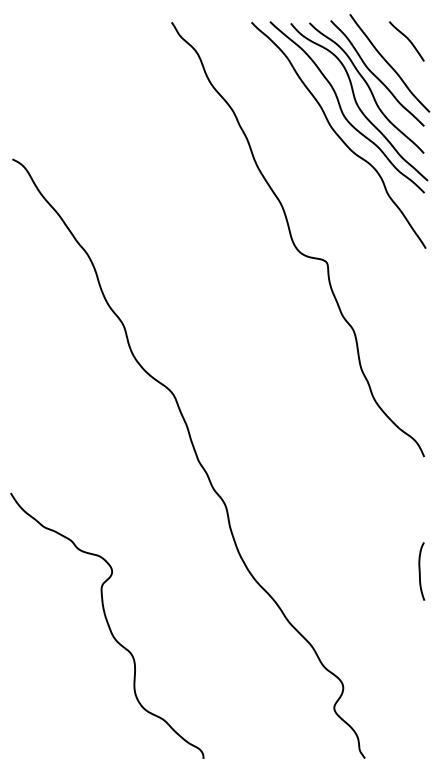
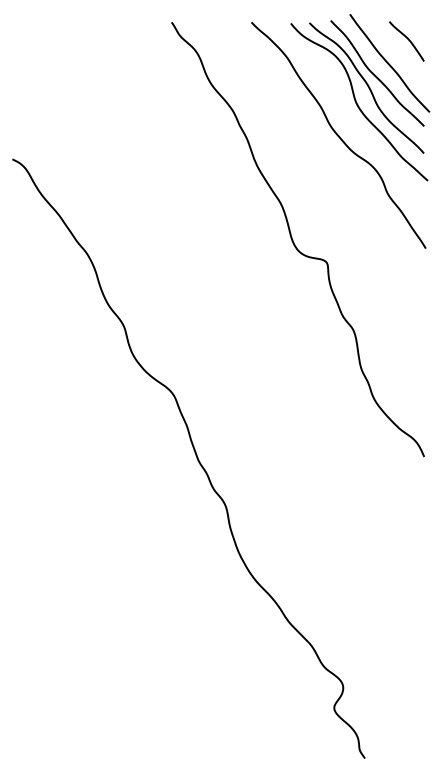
curve: present -> none (342, 109)
curve: present -> none (420, 571)
curve: present -> none (107, 625)
